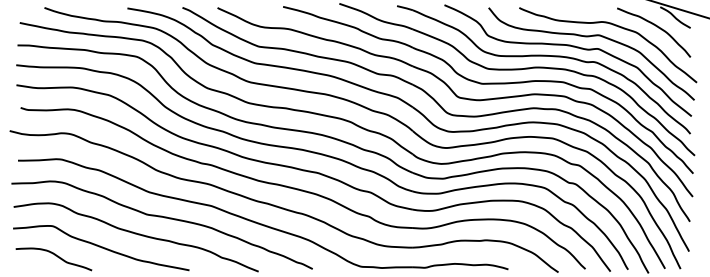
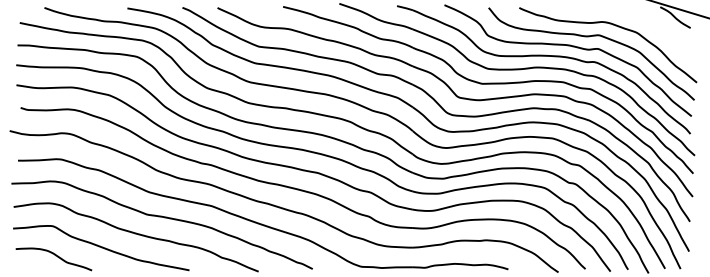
curve: present -> none (658, 28)
